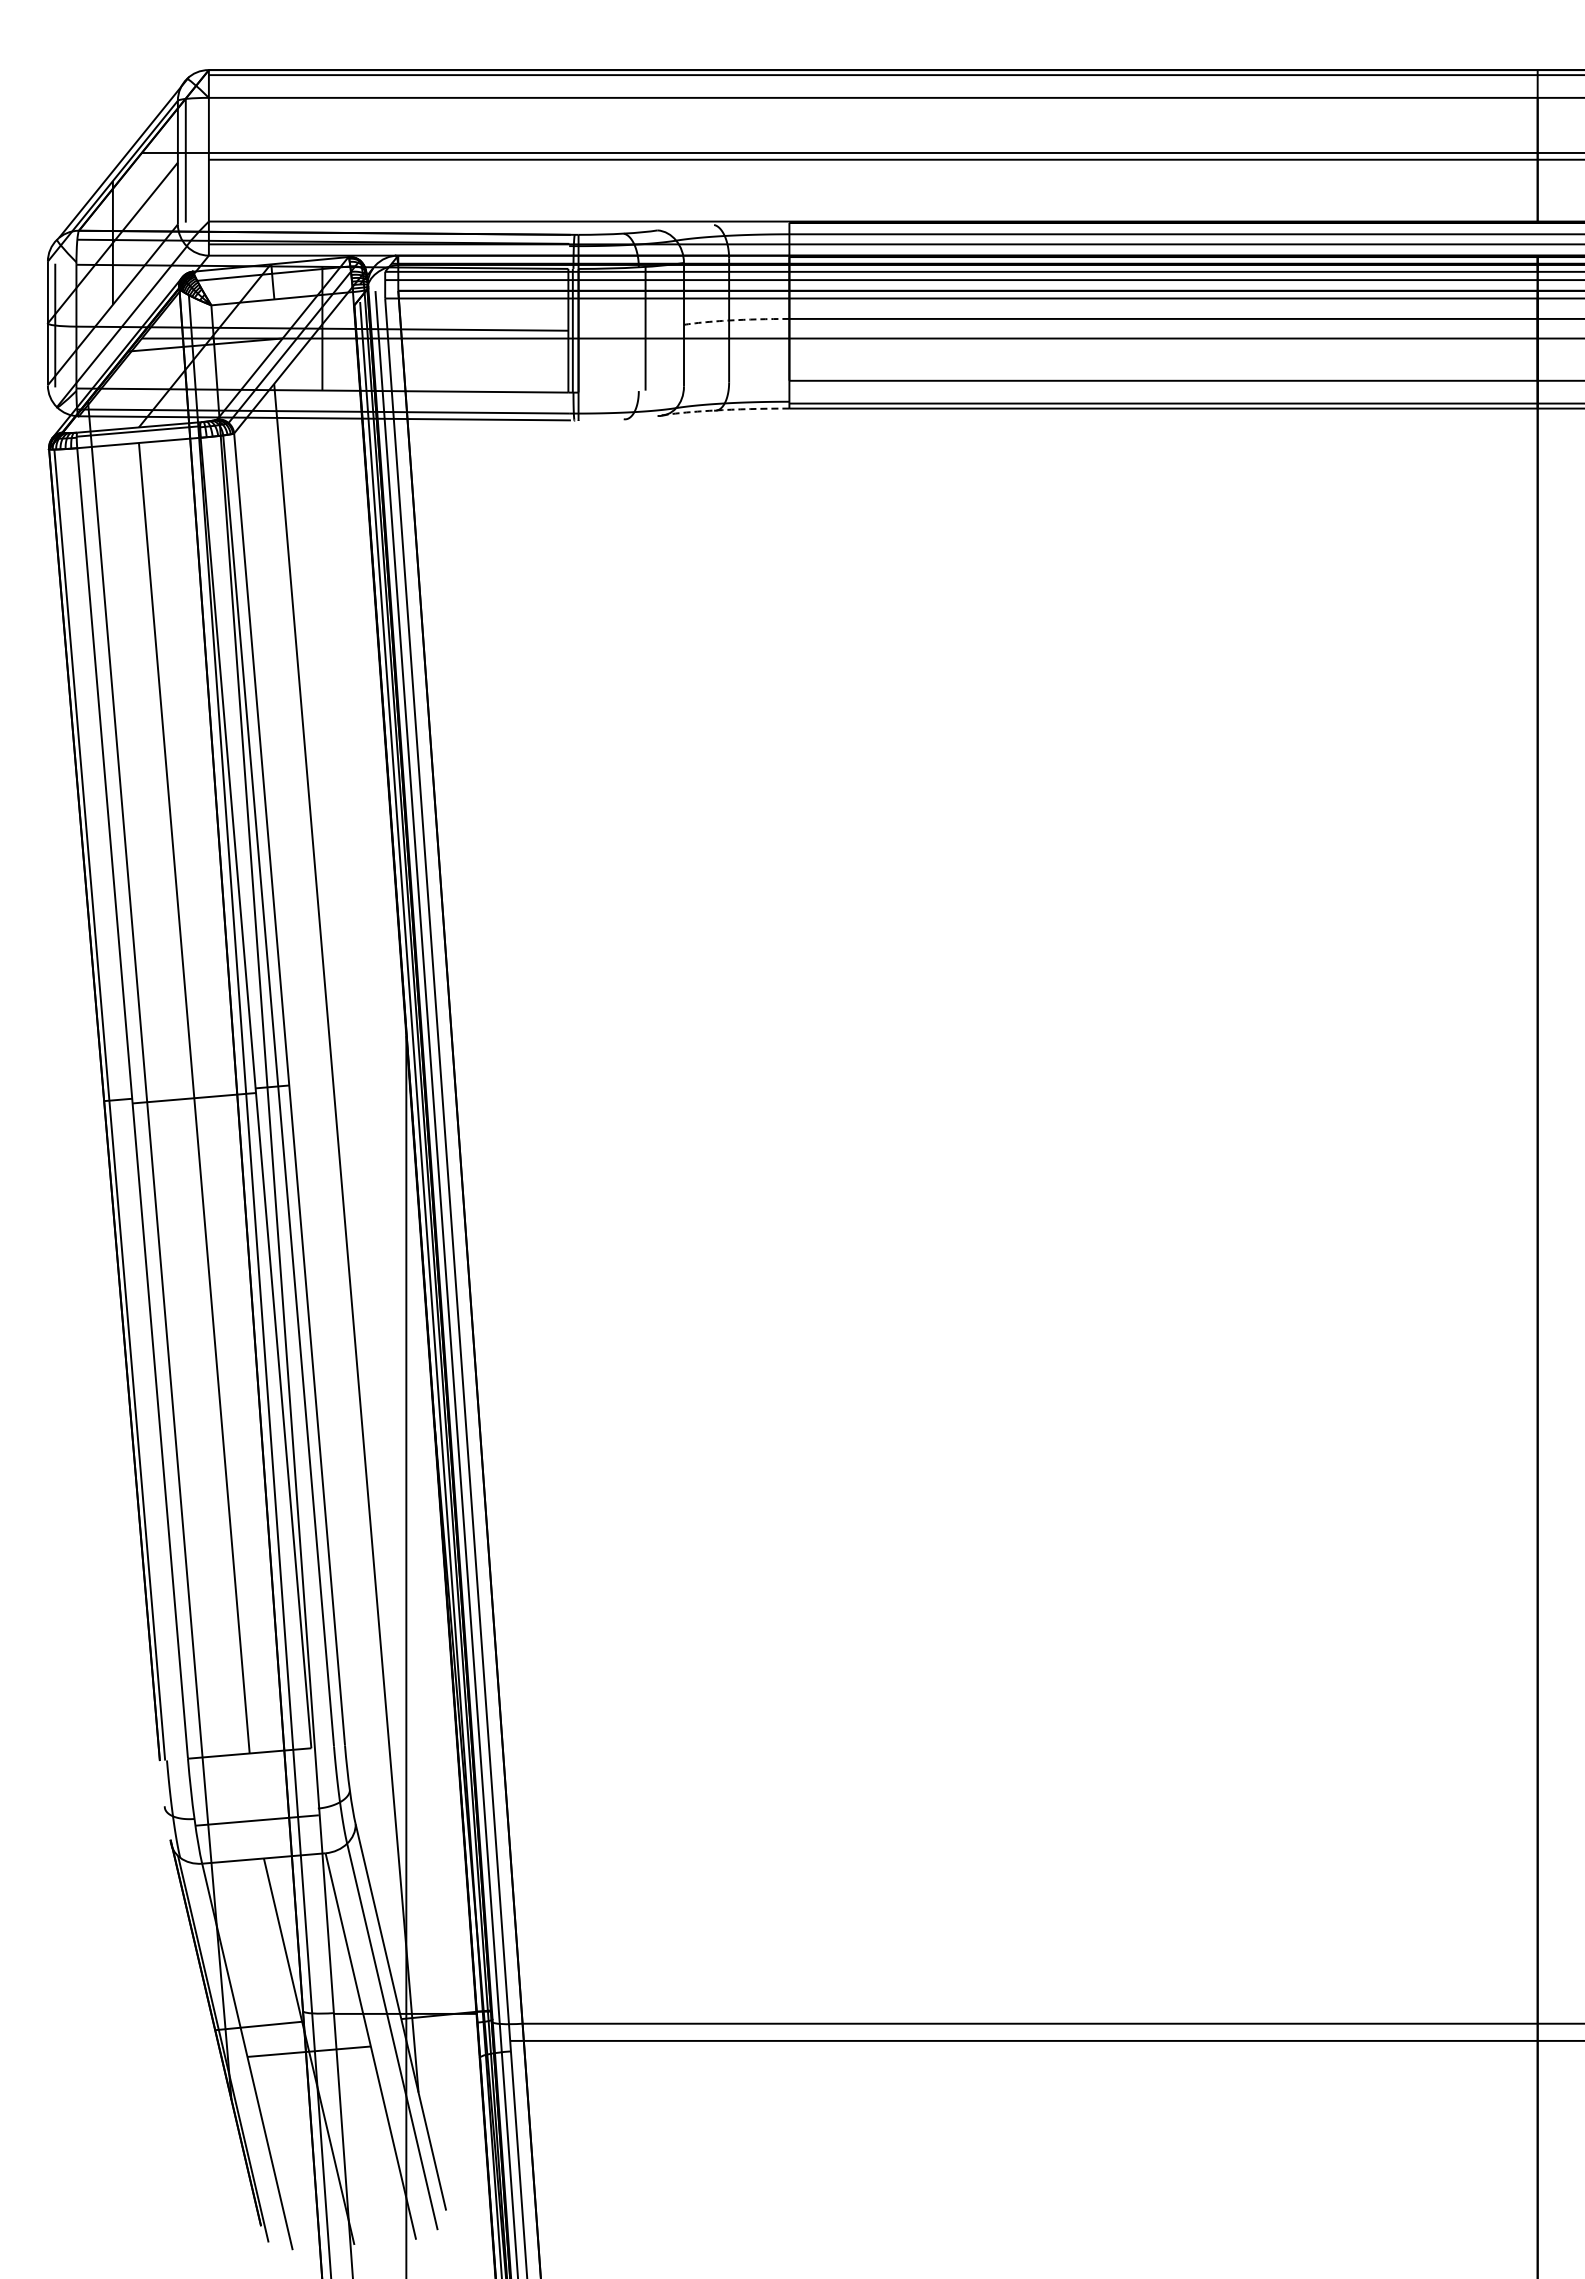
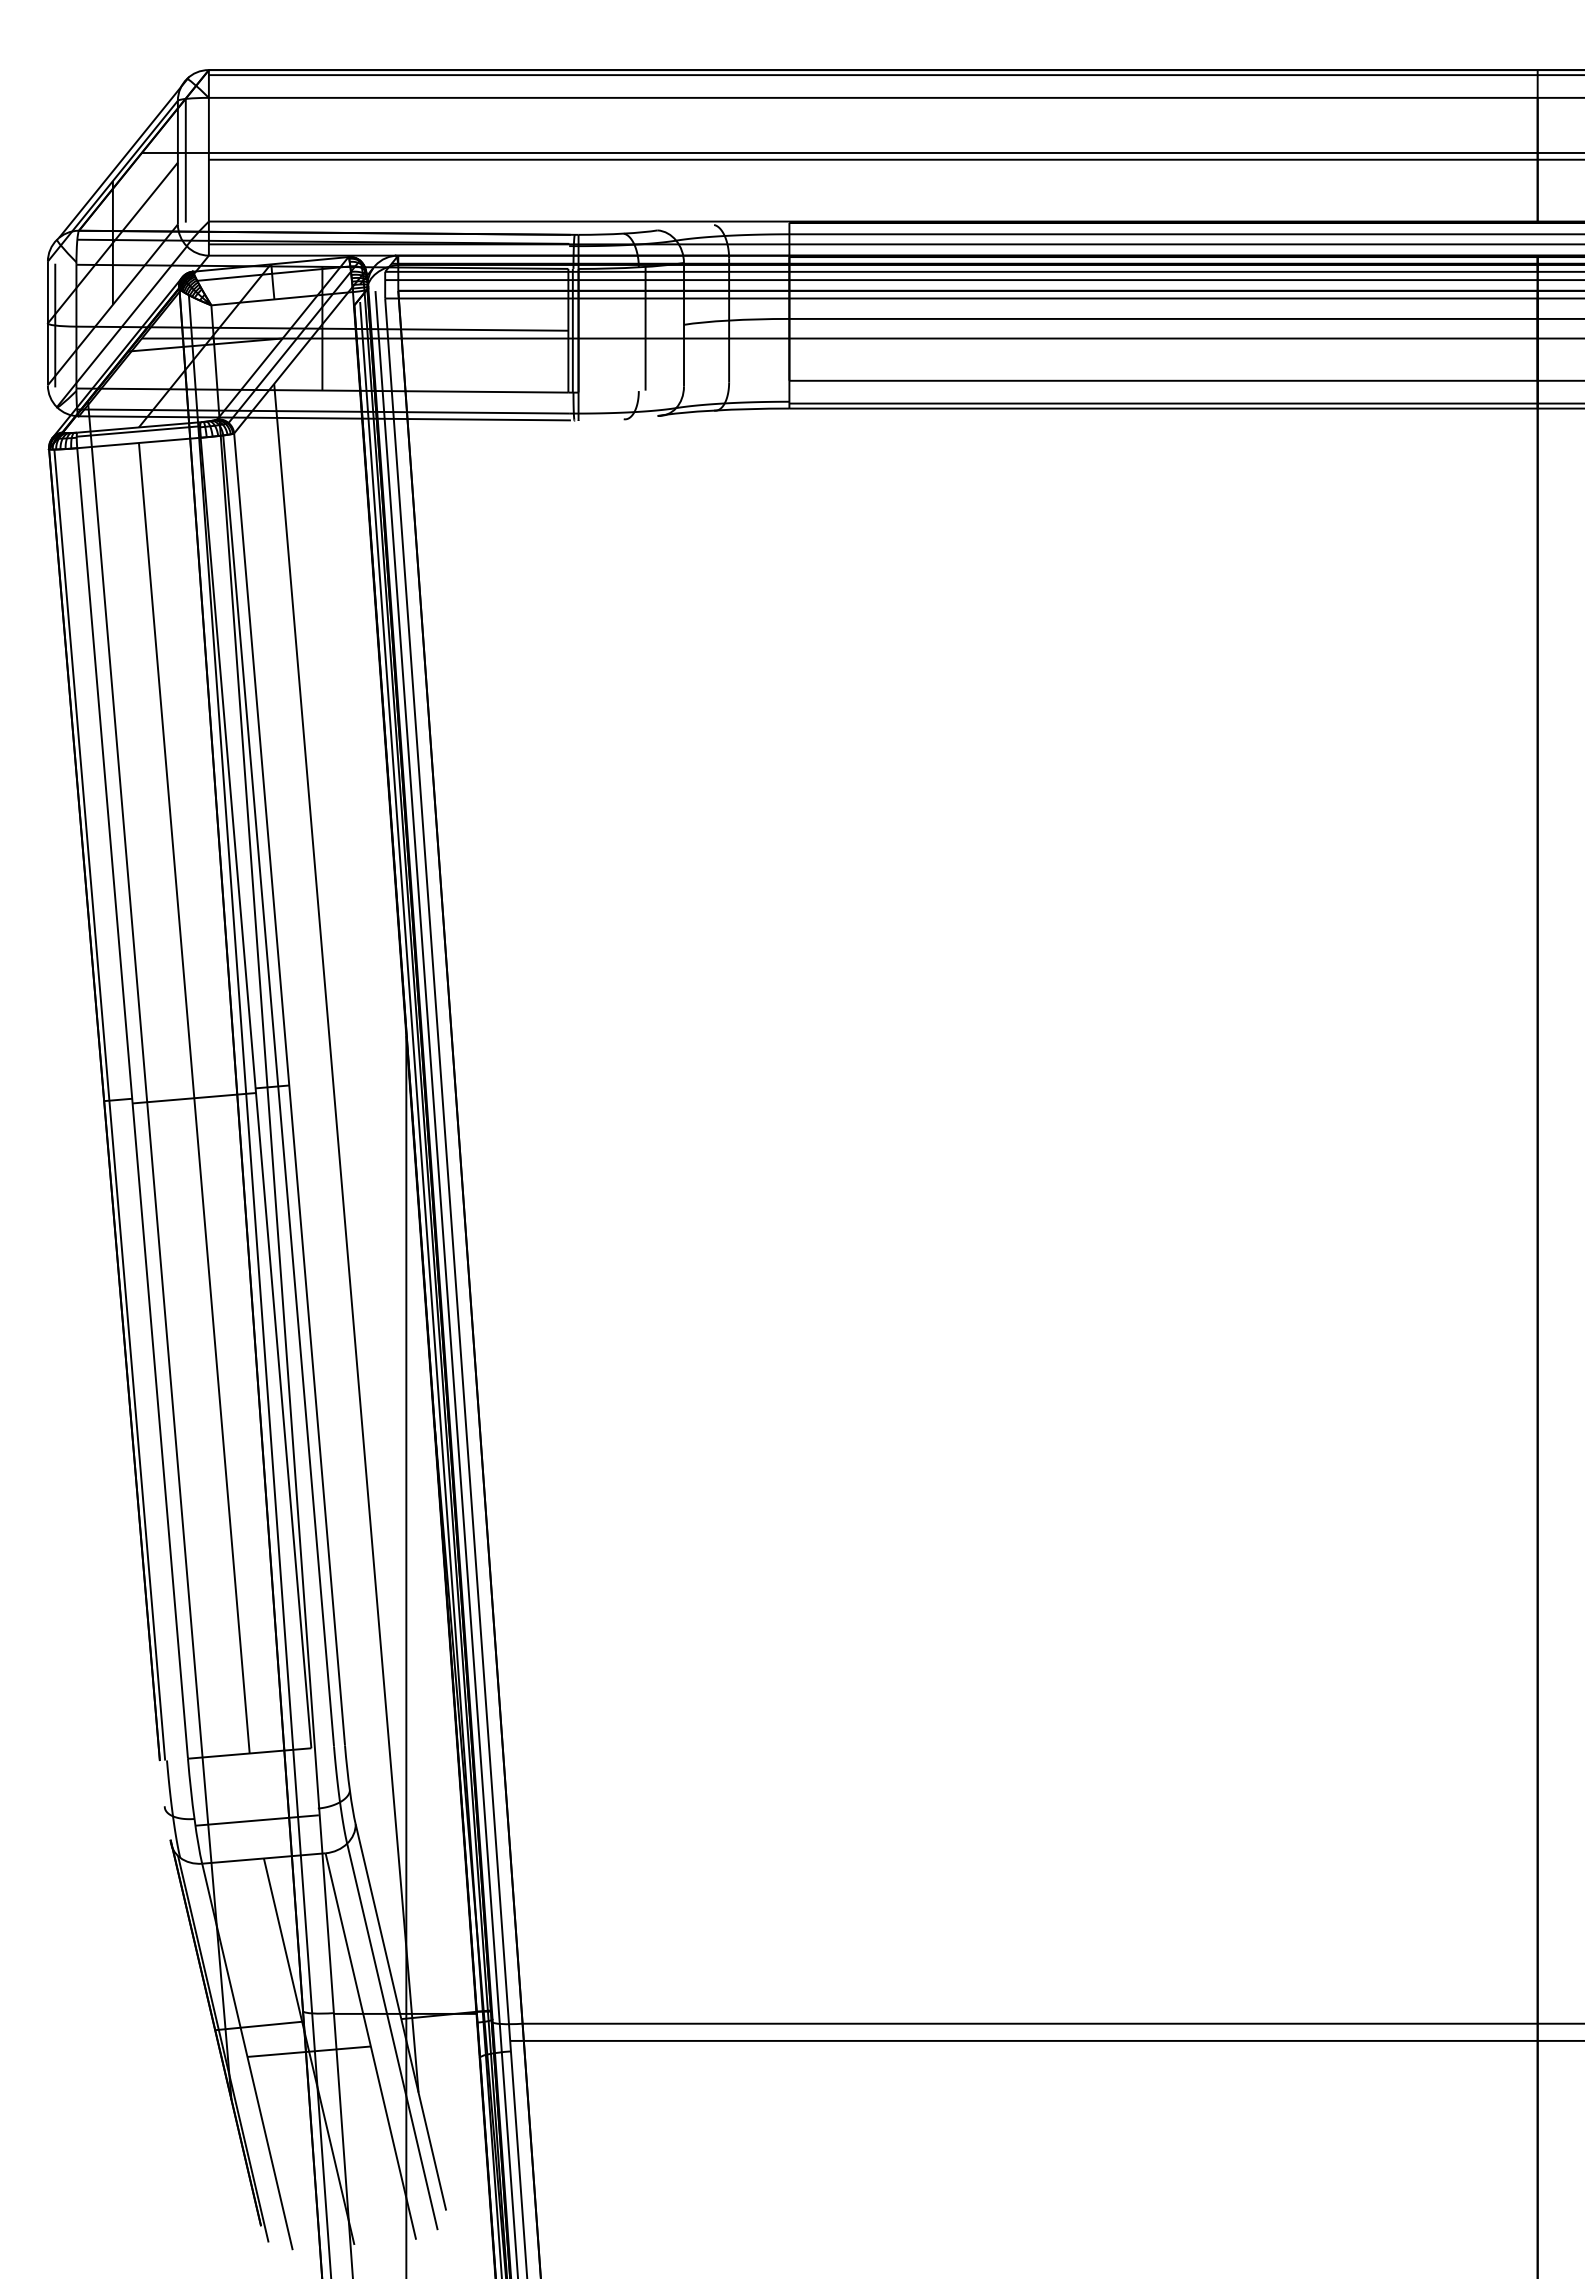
arc: dashed -> solid (734, 320)
arc: dashed -> solid (720, 410)
